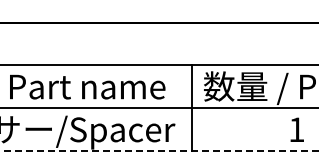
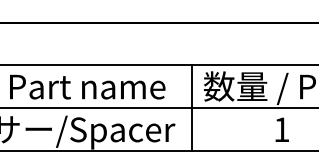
text position: (296, 129) -> (281, 129) (281, 129)
line: dashed -> solid (159, 151)
